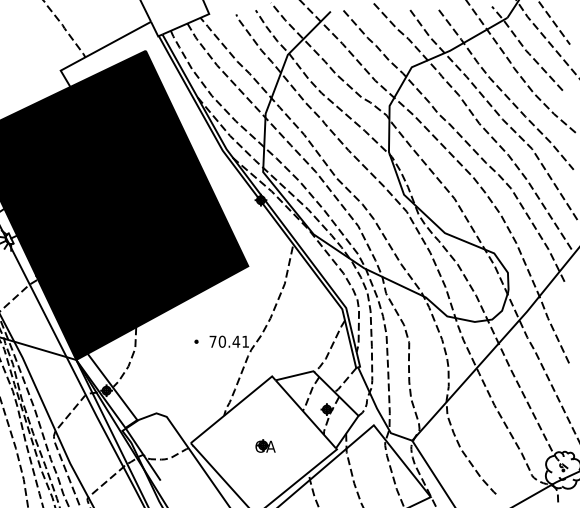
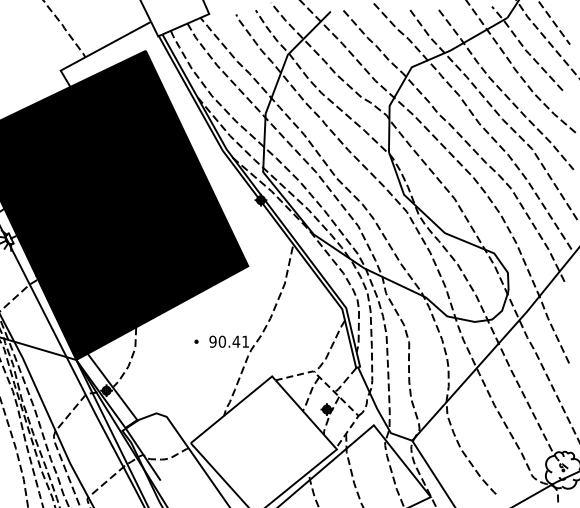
text: 70.41 -> 90.41 (212, 341)
line: solid -> dashed (336, 394)
part: present -> none (265, 445)
